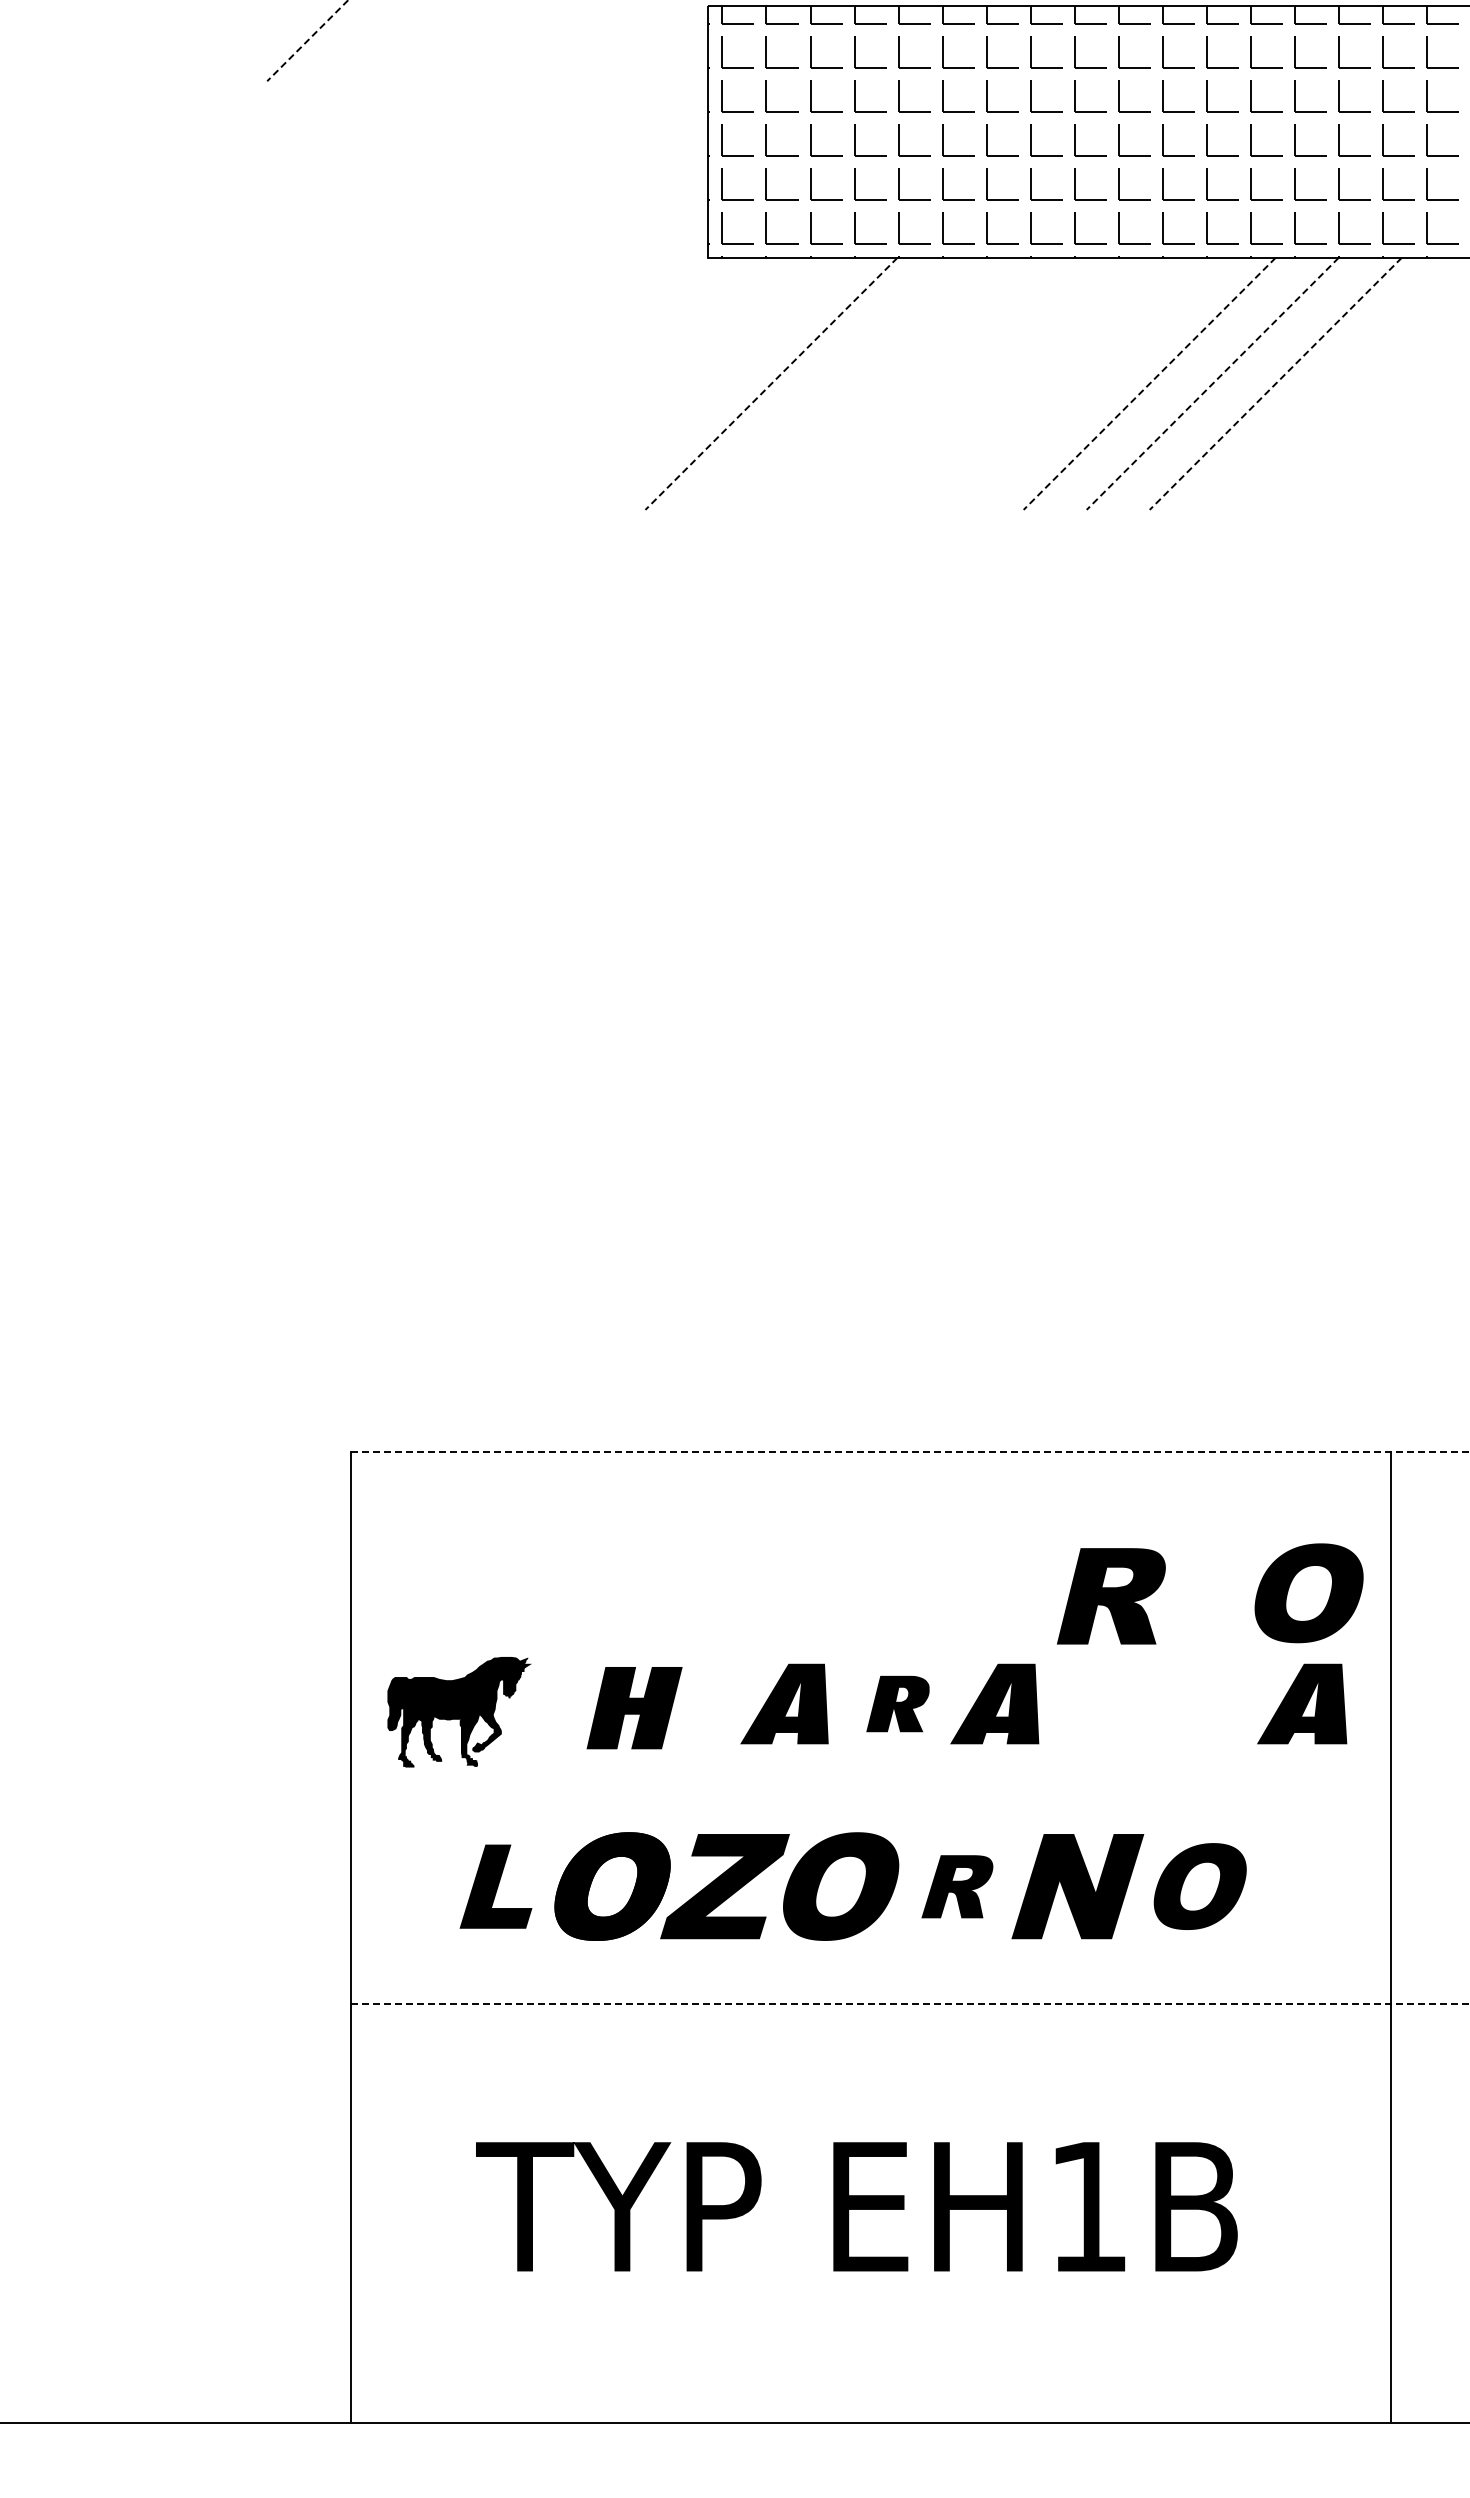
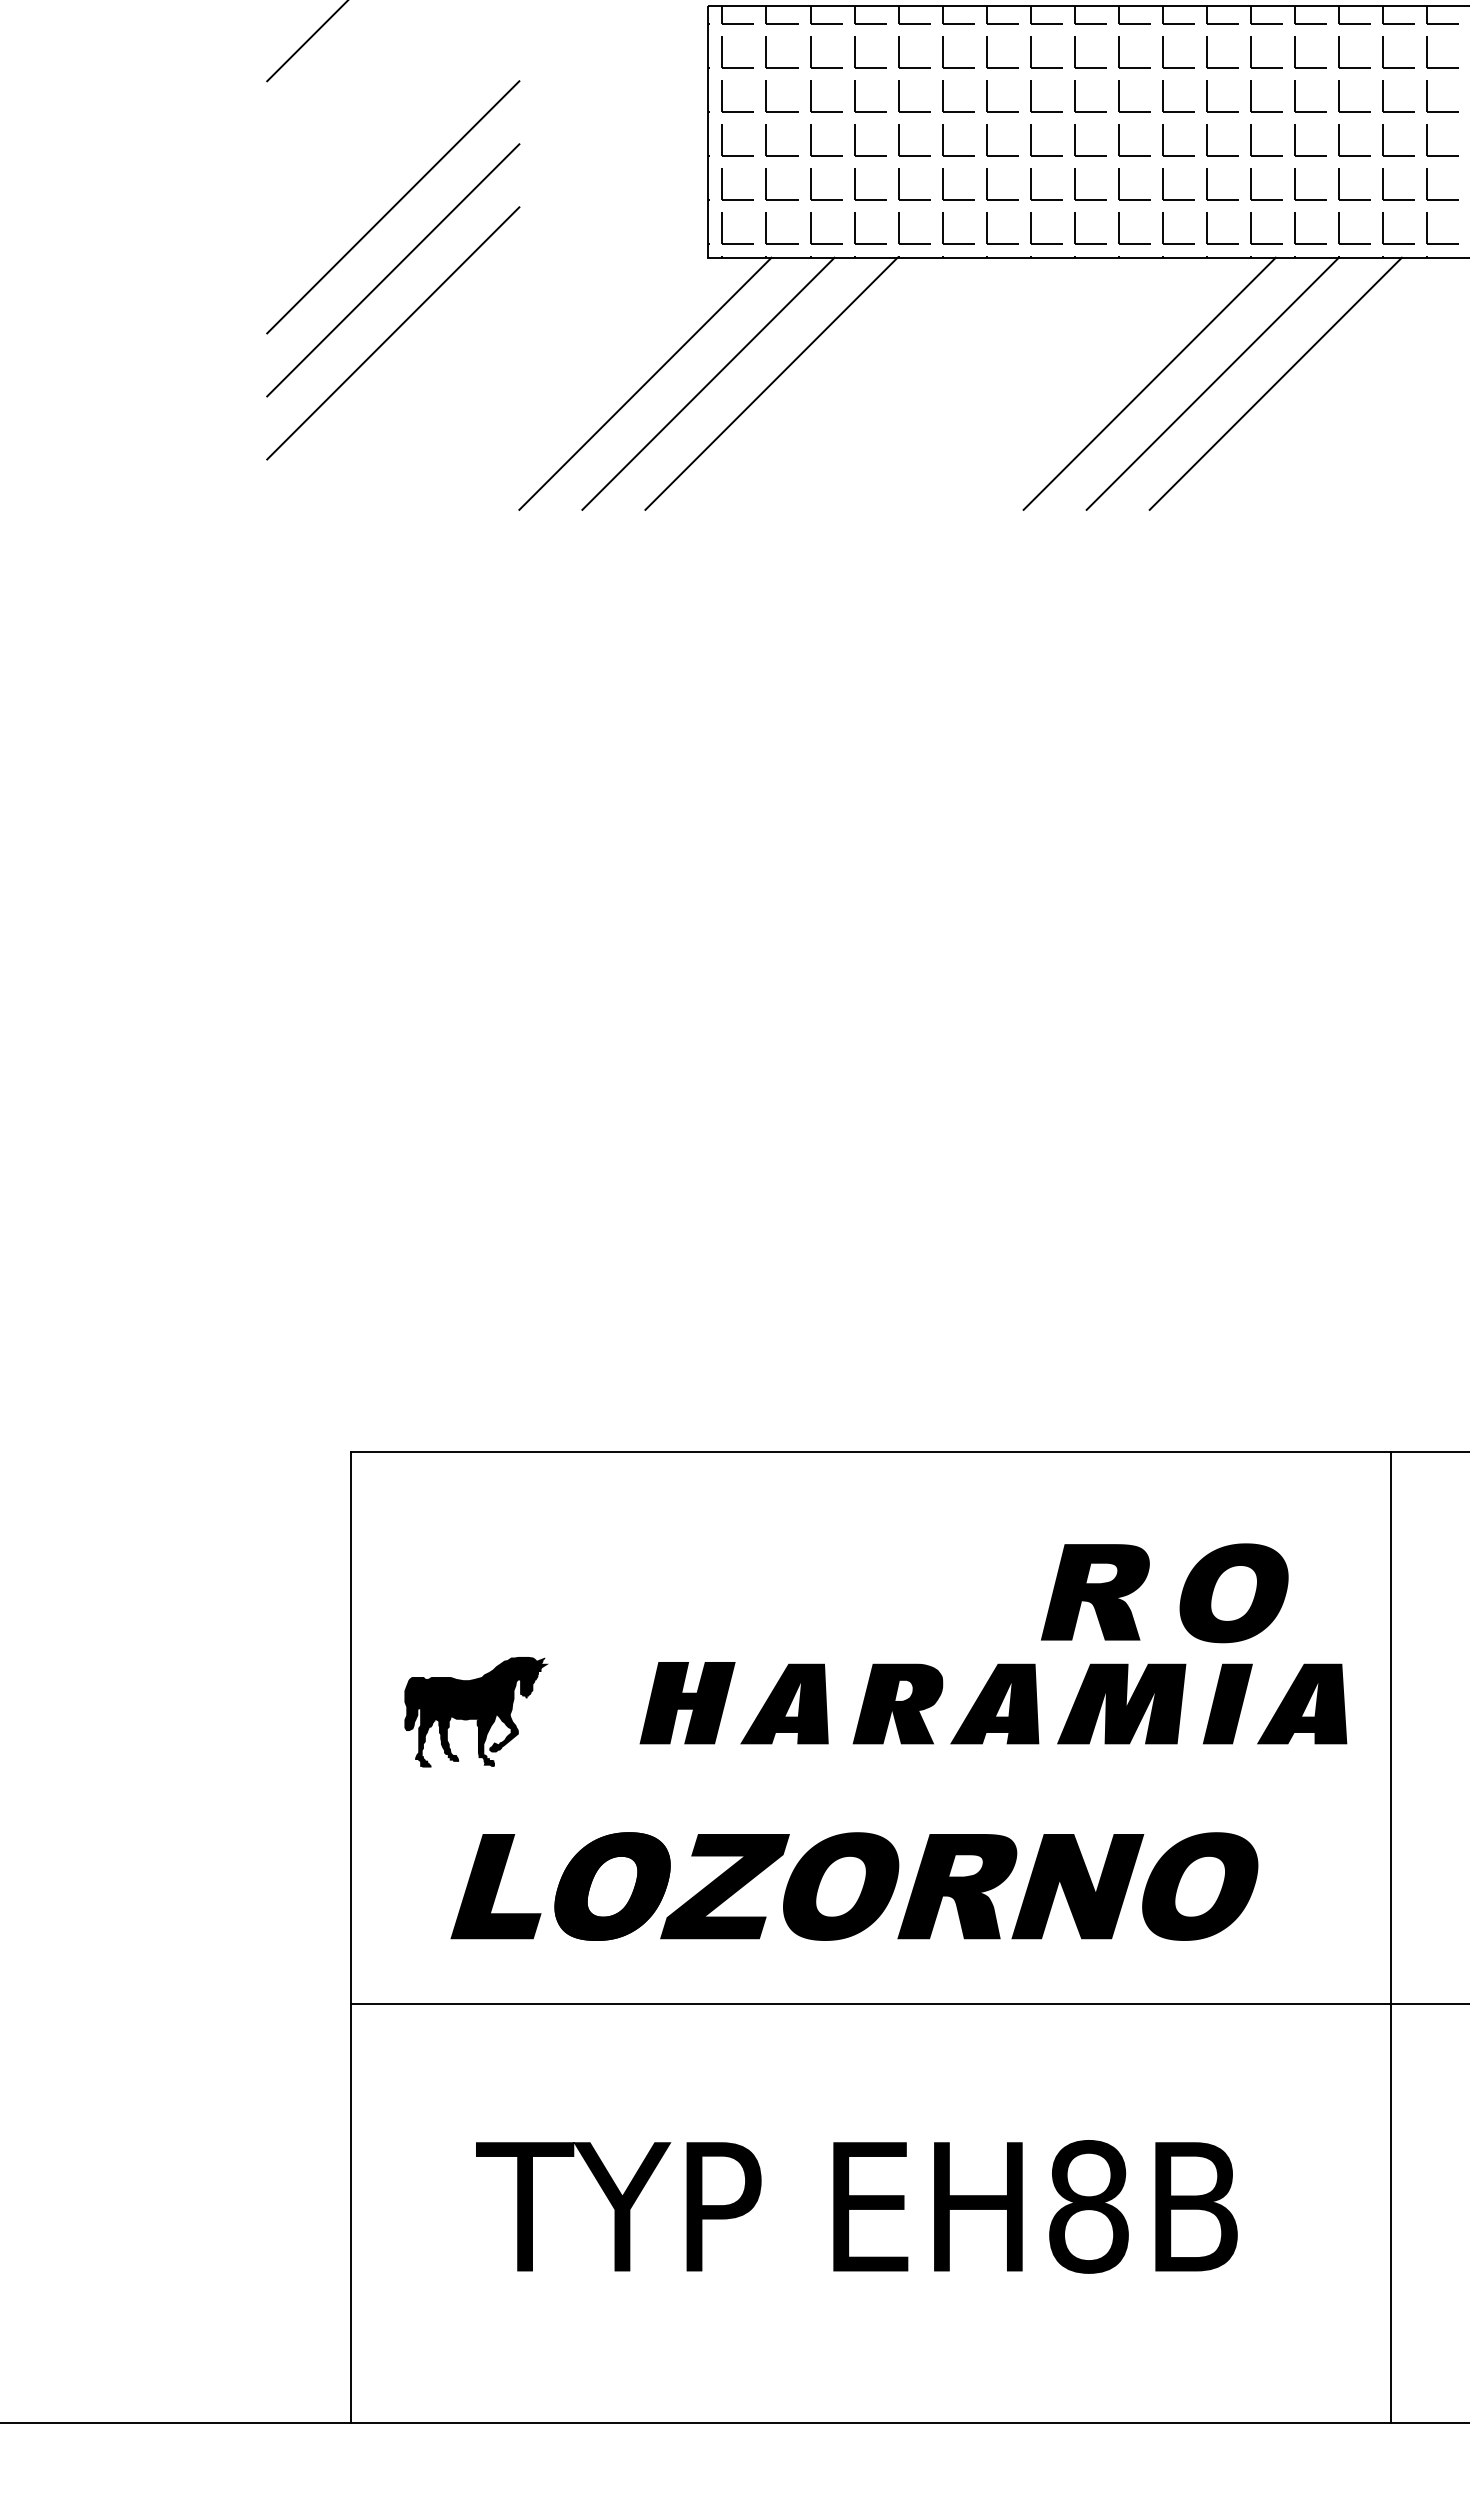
line: dashed -> solid (307, 40)
line: none -> present (393, 207)
line: none -> present (393, 270)
line: none -> present (393, 333)
line: none -> present (645, 383)
line: none -> present (708, 383)
line: dashed -> solid (771, 384)
line: dashed -> solid (1149, 384)
line: dashed -> solid (1212, 384)
line: dashed -> solid (1275, 384)
line: dashed -> solid (911, 1452)
part position: (1308, 1593) -> (1233, 1593) (1233, 1593)
part position: (1111, 1596) -> (1095, 1592) (1095, 1592)
part size: 64x58 px -> 92x82 px (897, 1703)
fill: none -> present (1121, 1703)
fill: none -> present (1227, 1703)
part position: (634, 1708) -> (687, 1703) (687, 1703)
part position: (459, 1712) -> (476, 1712) (476, 1712)
part size: 74x85 px -> 92x106 px (495, 1886)
part size: 73x64 px -> 121x106 px (957, 1886)
part size: 94x87 px -> 117x109 px (1200, 1886)
line: dashed -> solid (911, 2003)
text: EH1B -> EH8B (1088, 2206)
